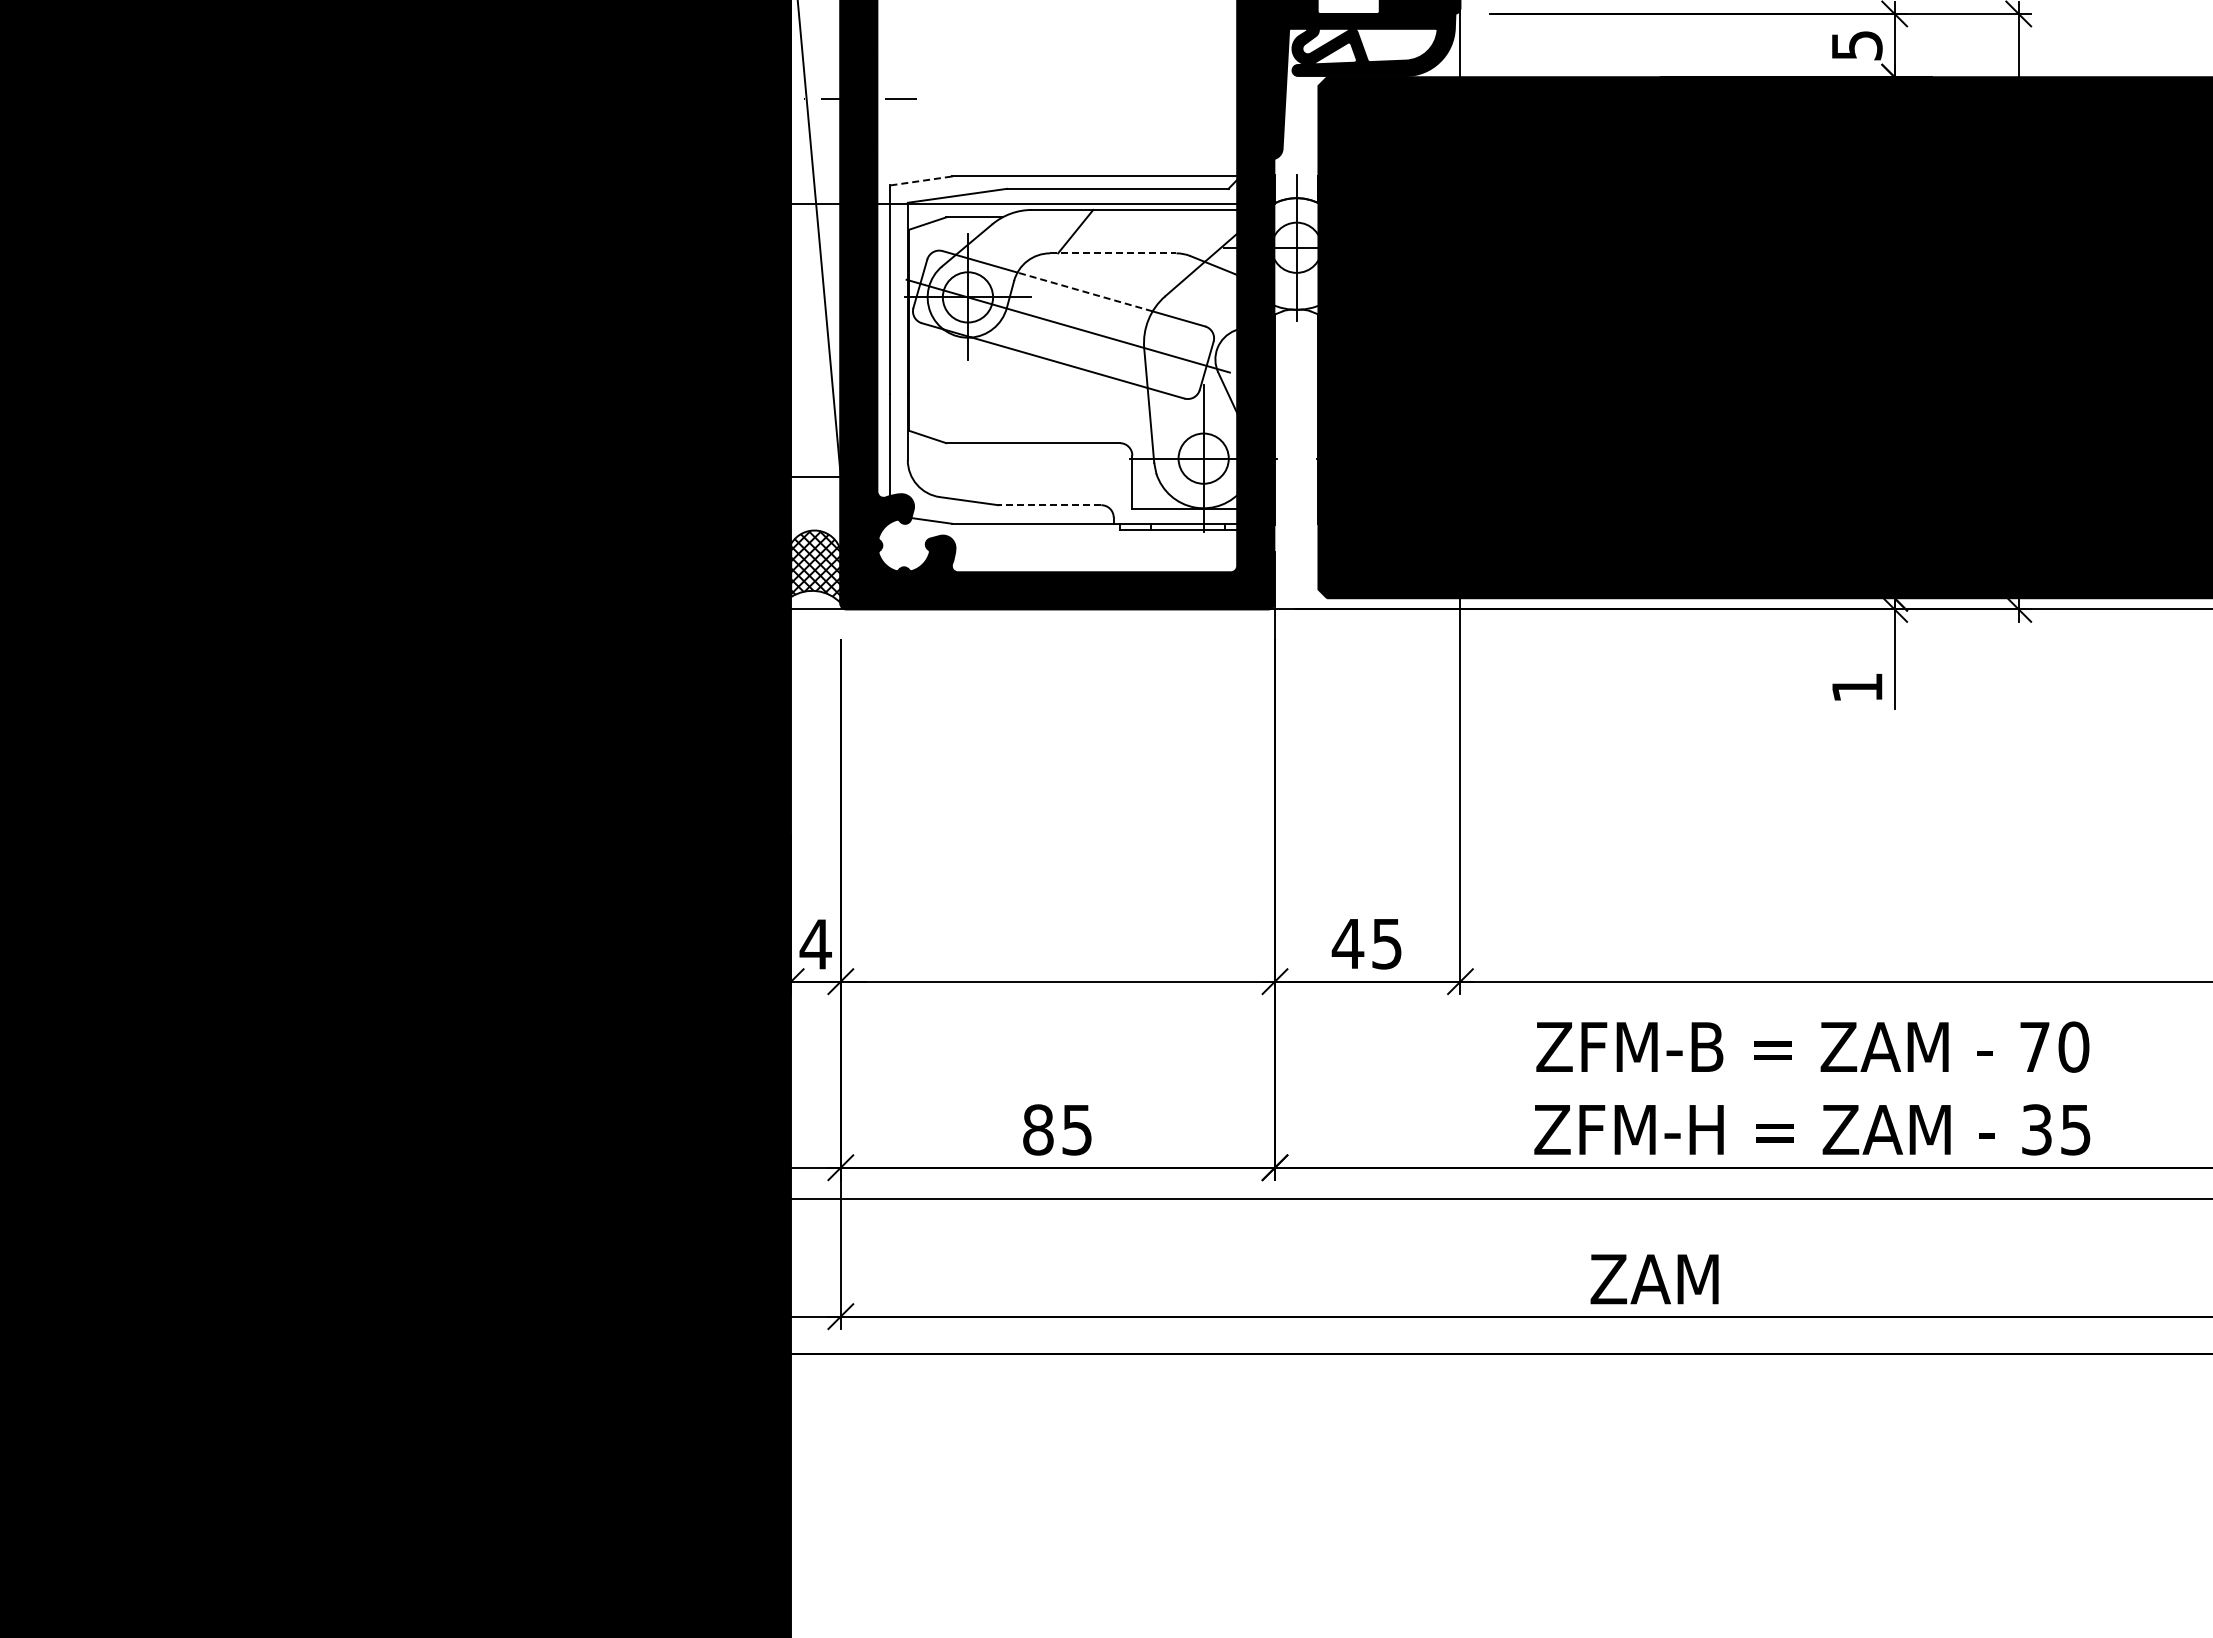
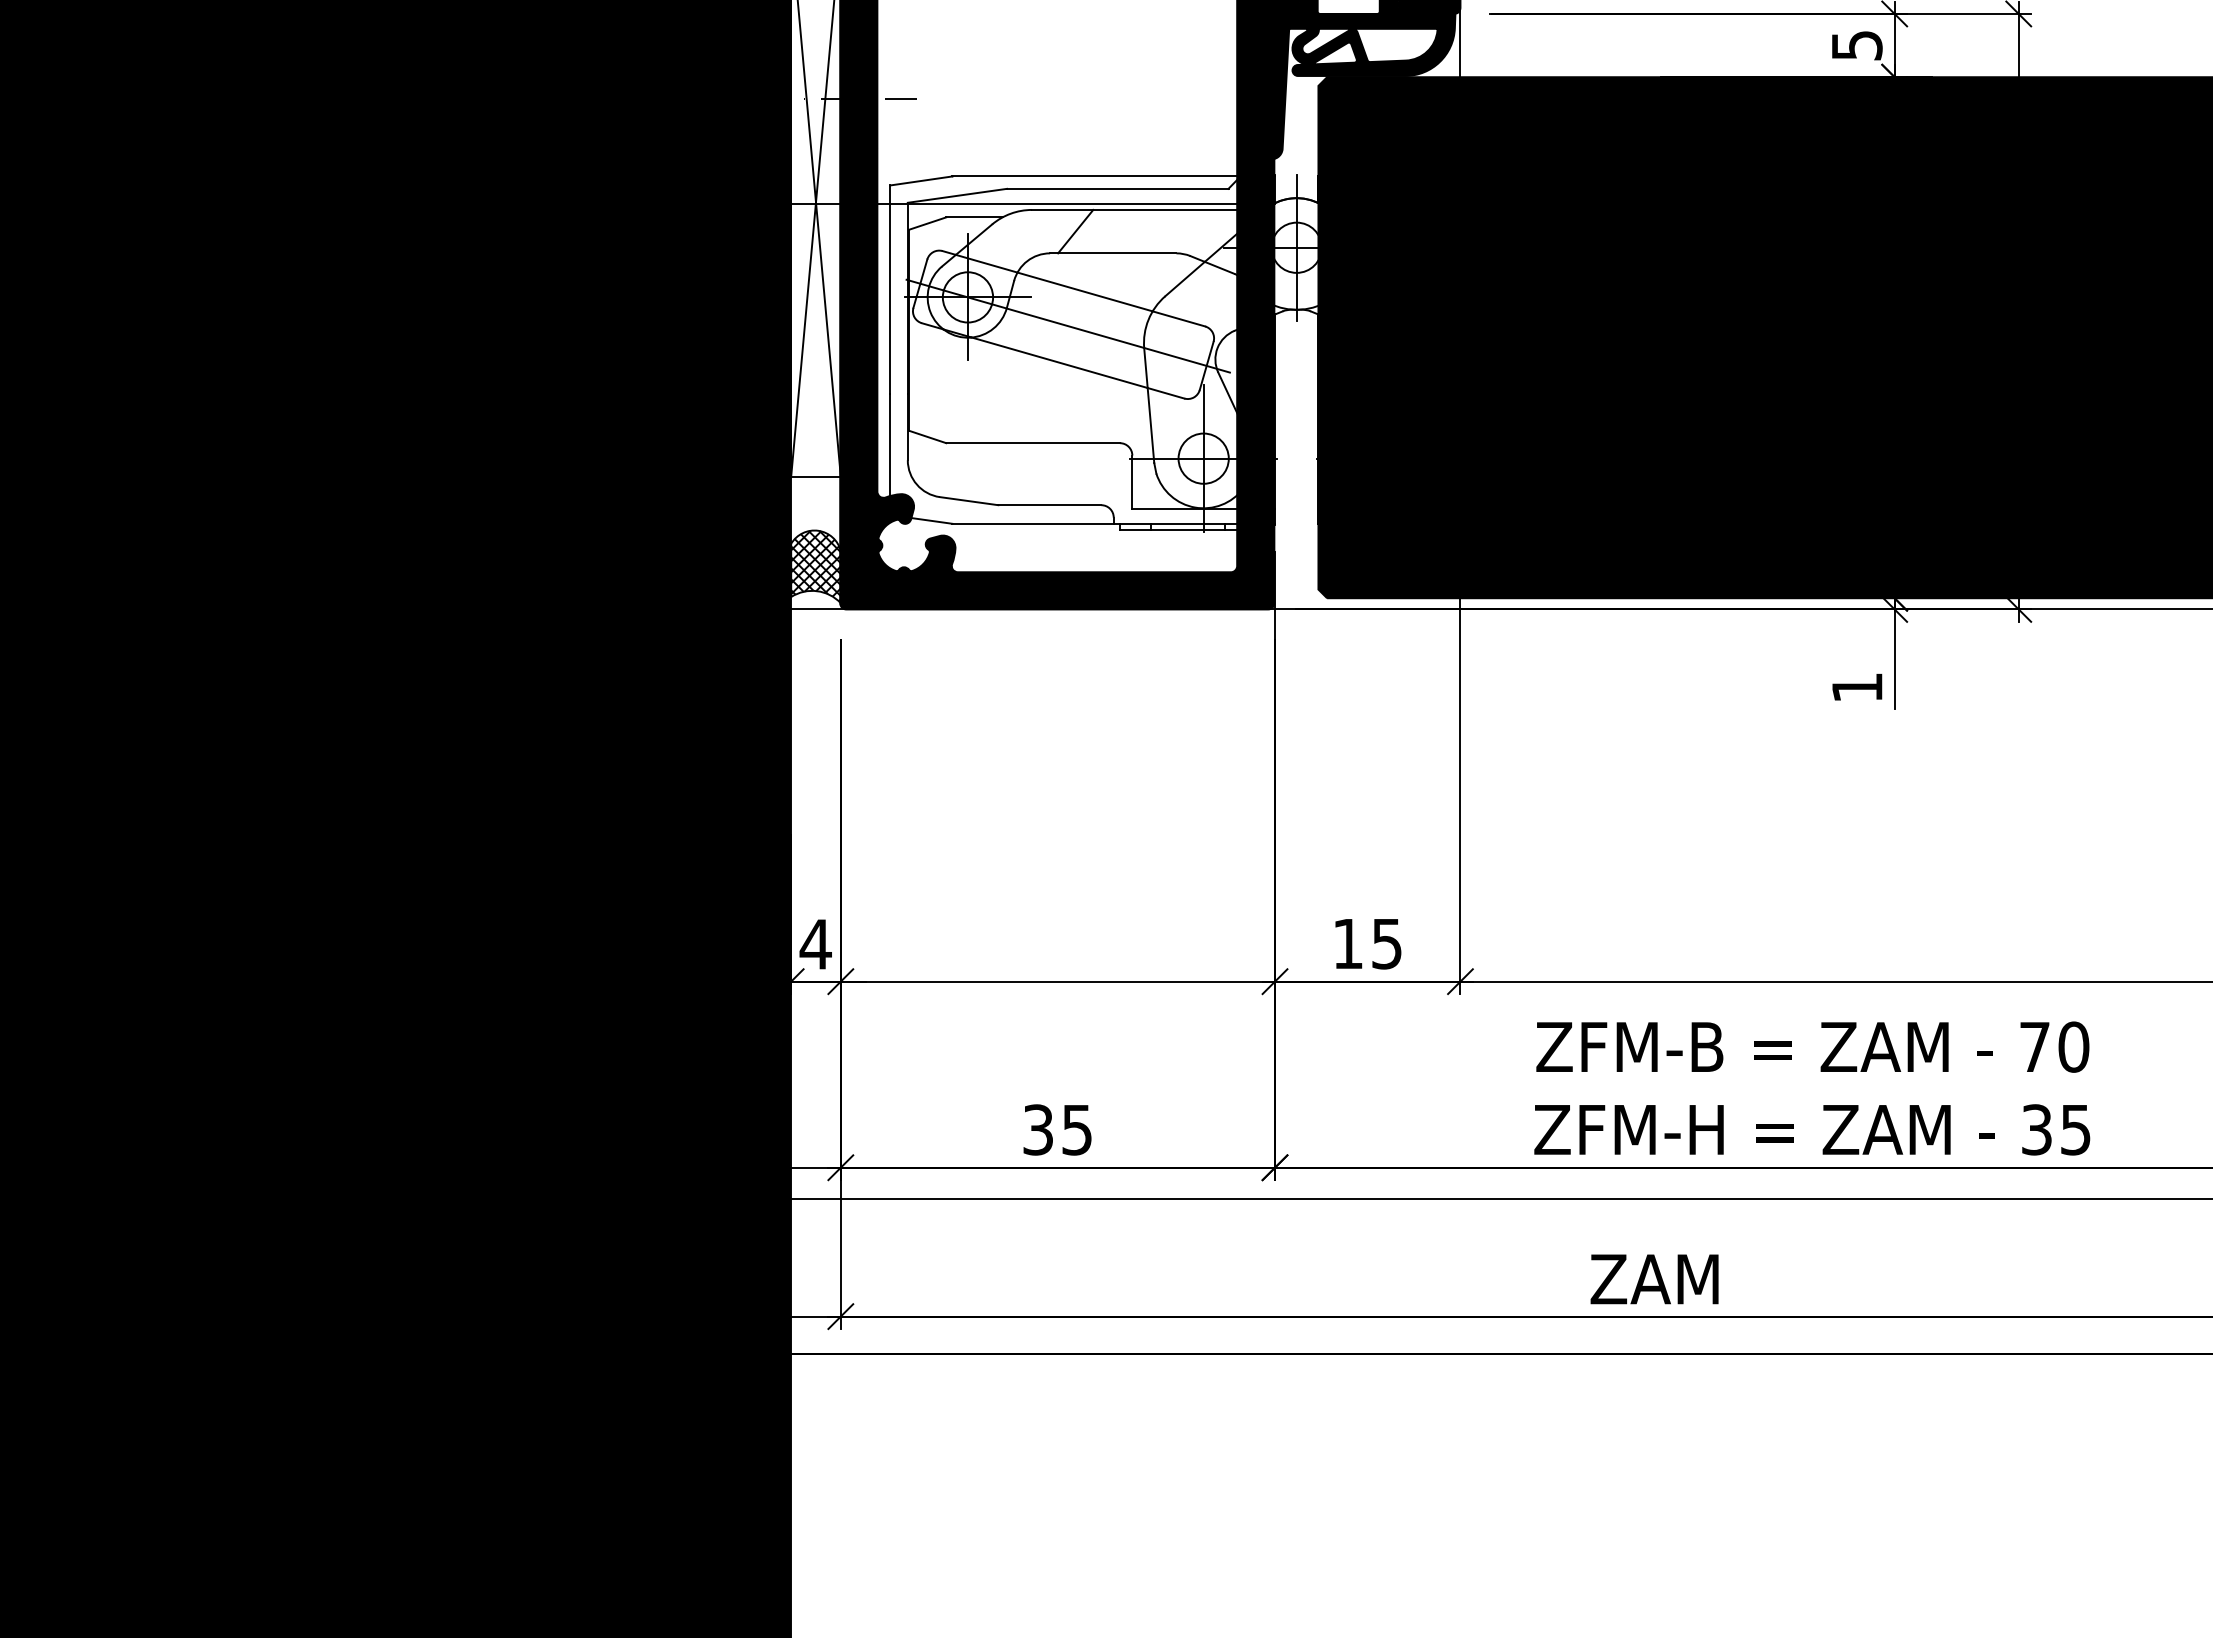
line: dashed -> solid (921, 180)
line: none -> present (812, 239)
line: dashed -> solid (1113, 253)
line: dashed -> solid (1084, 291)
line: dashed -> solid (1049, 505)
text: 45 -> 15 (1347, 943)
text: 85 -> 35 (1038, 1129)
